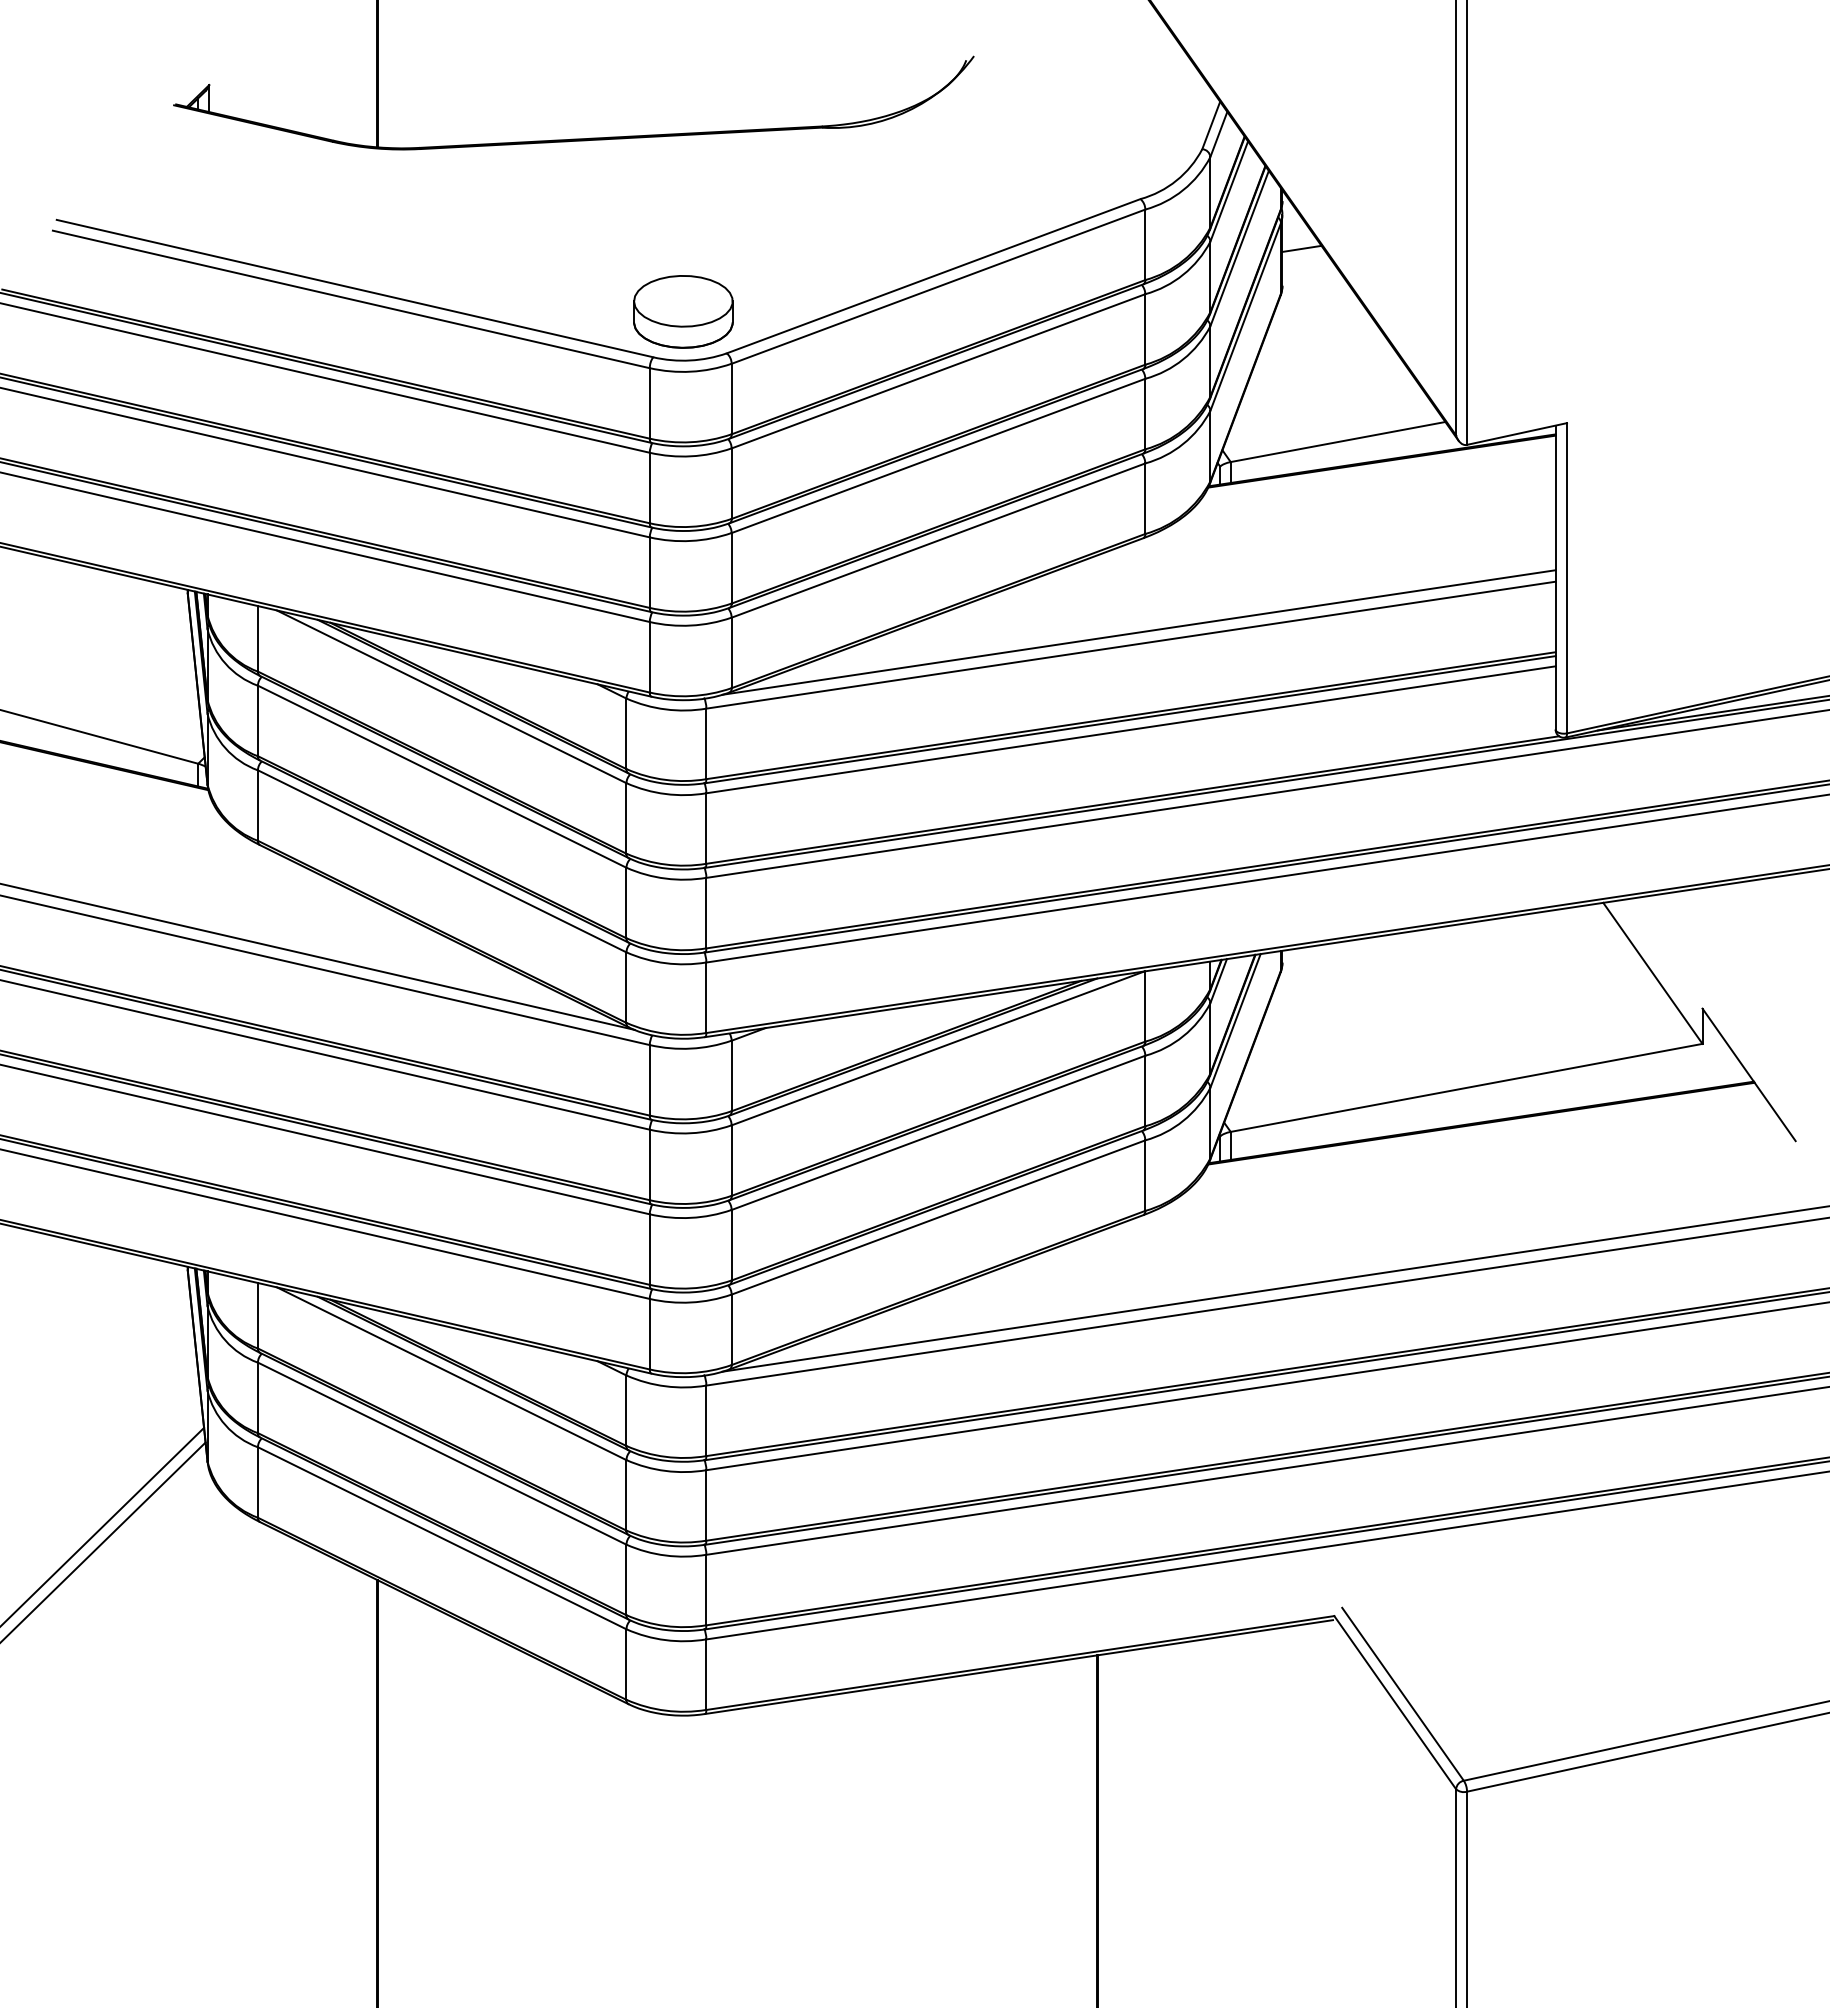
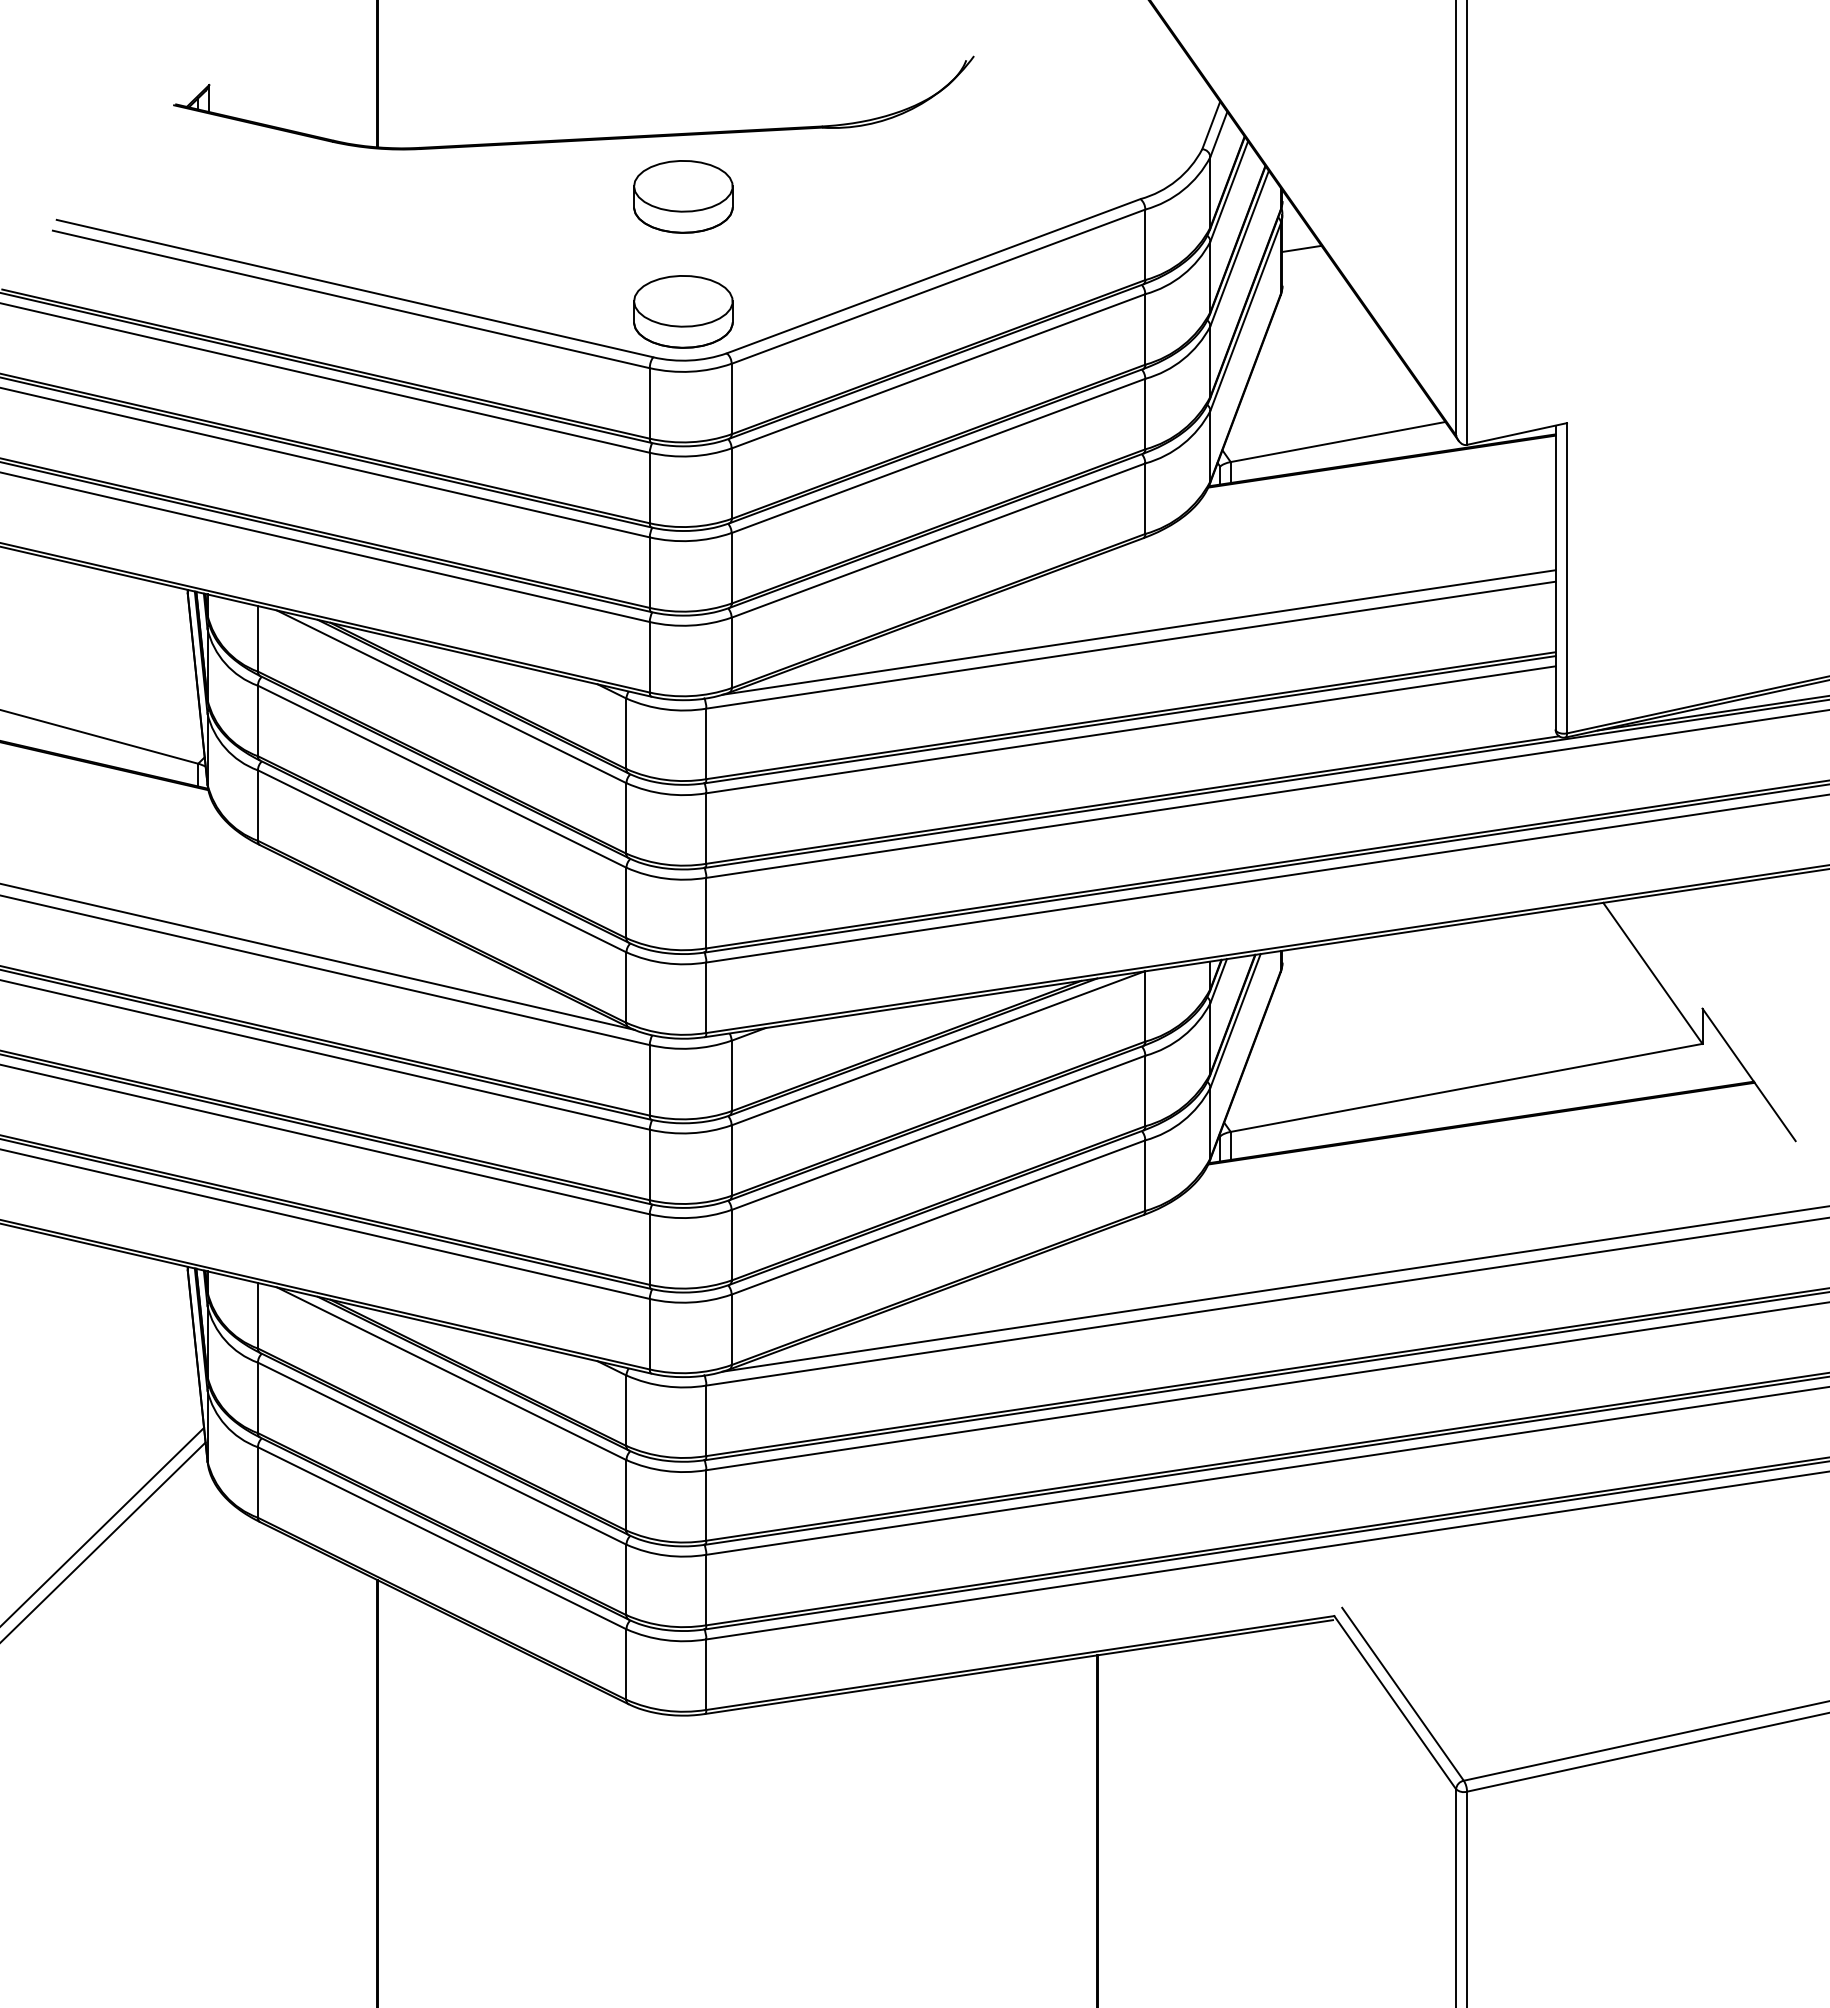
part: none -> present (683, 196)
